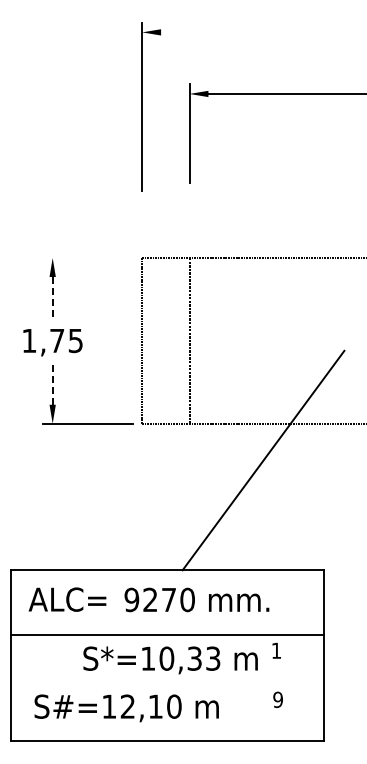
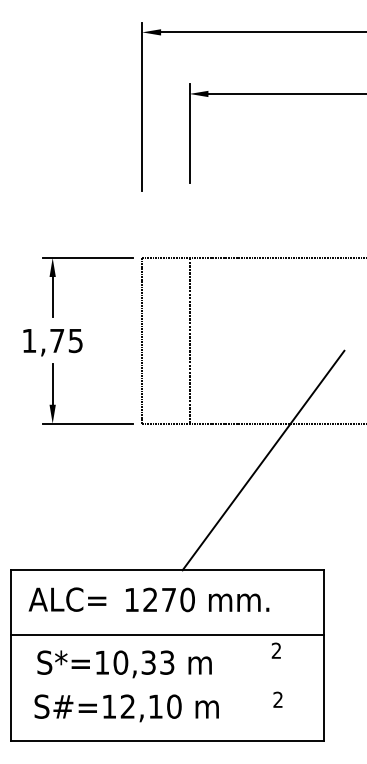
line: none -> present (262, 32)
line: none -> present (87, 258)
line: dashed -> solid (52, 297)
line: dashed -> solid (52, 384)
text: 9270 -> 1270 (131, 599)
text: 1 -> 2 (275, 650)
text position: (170, 660) -> (124, 664) (124, 664)
text: 9 -> 2 (277, 699)
